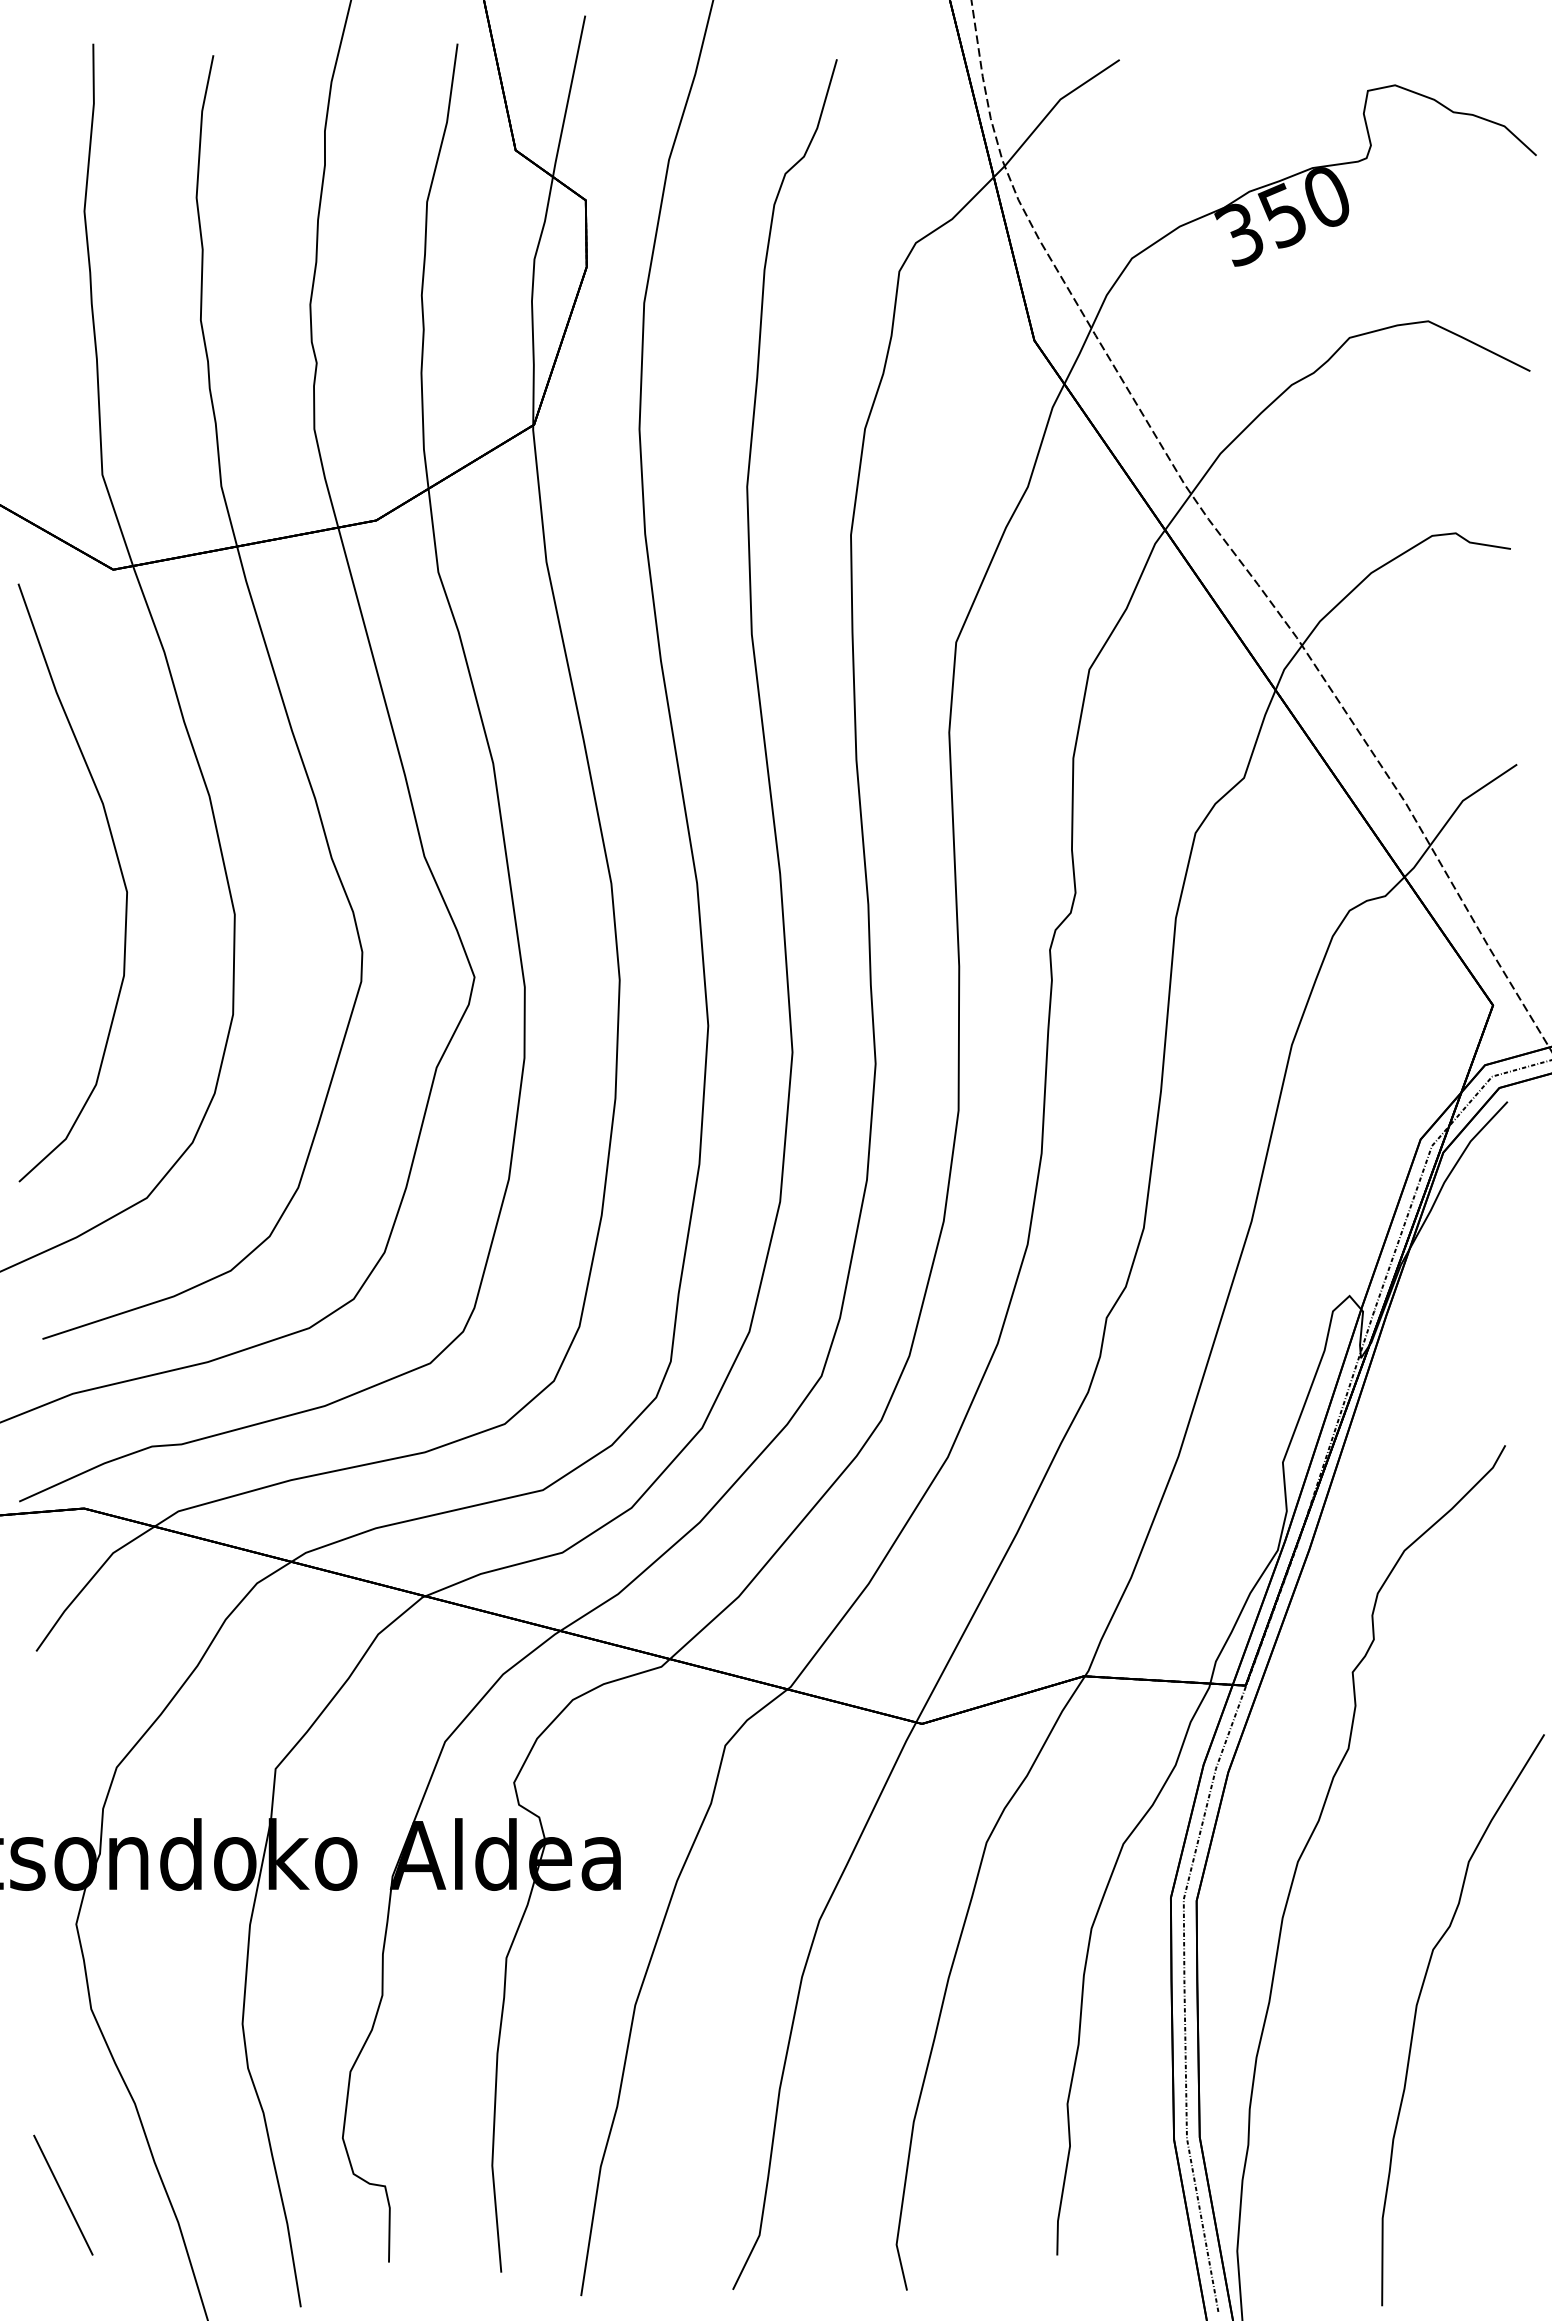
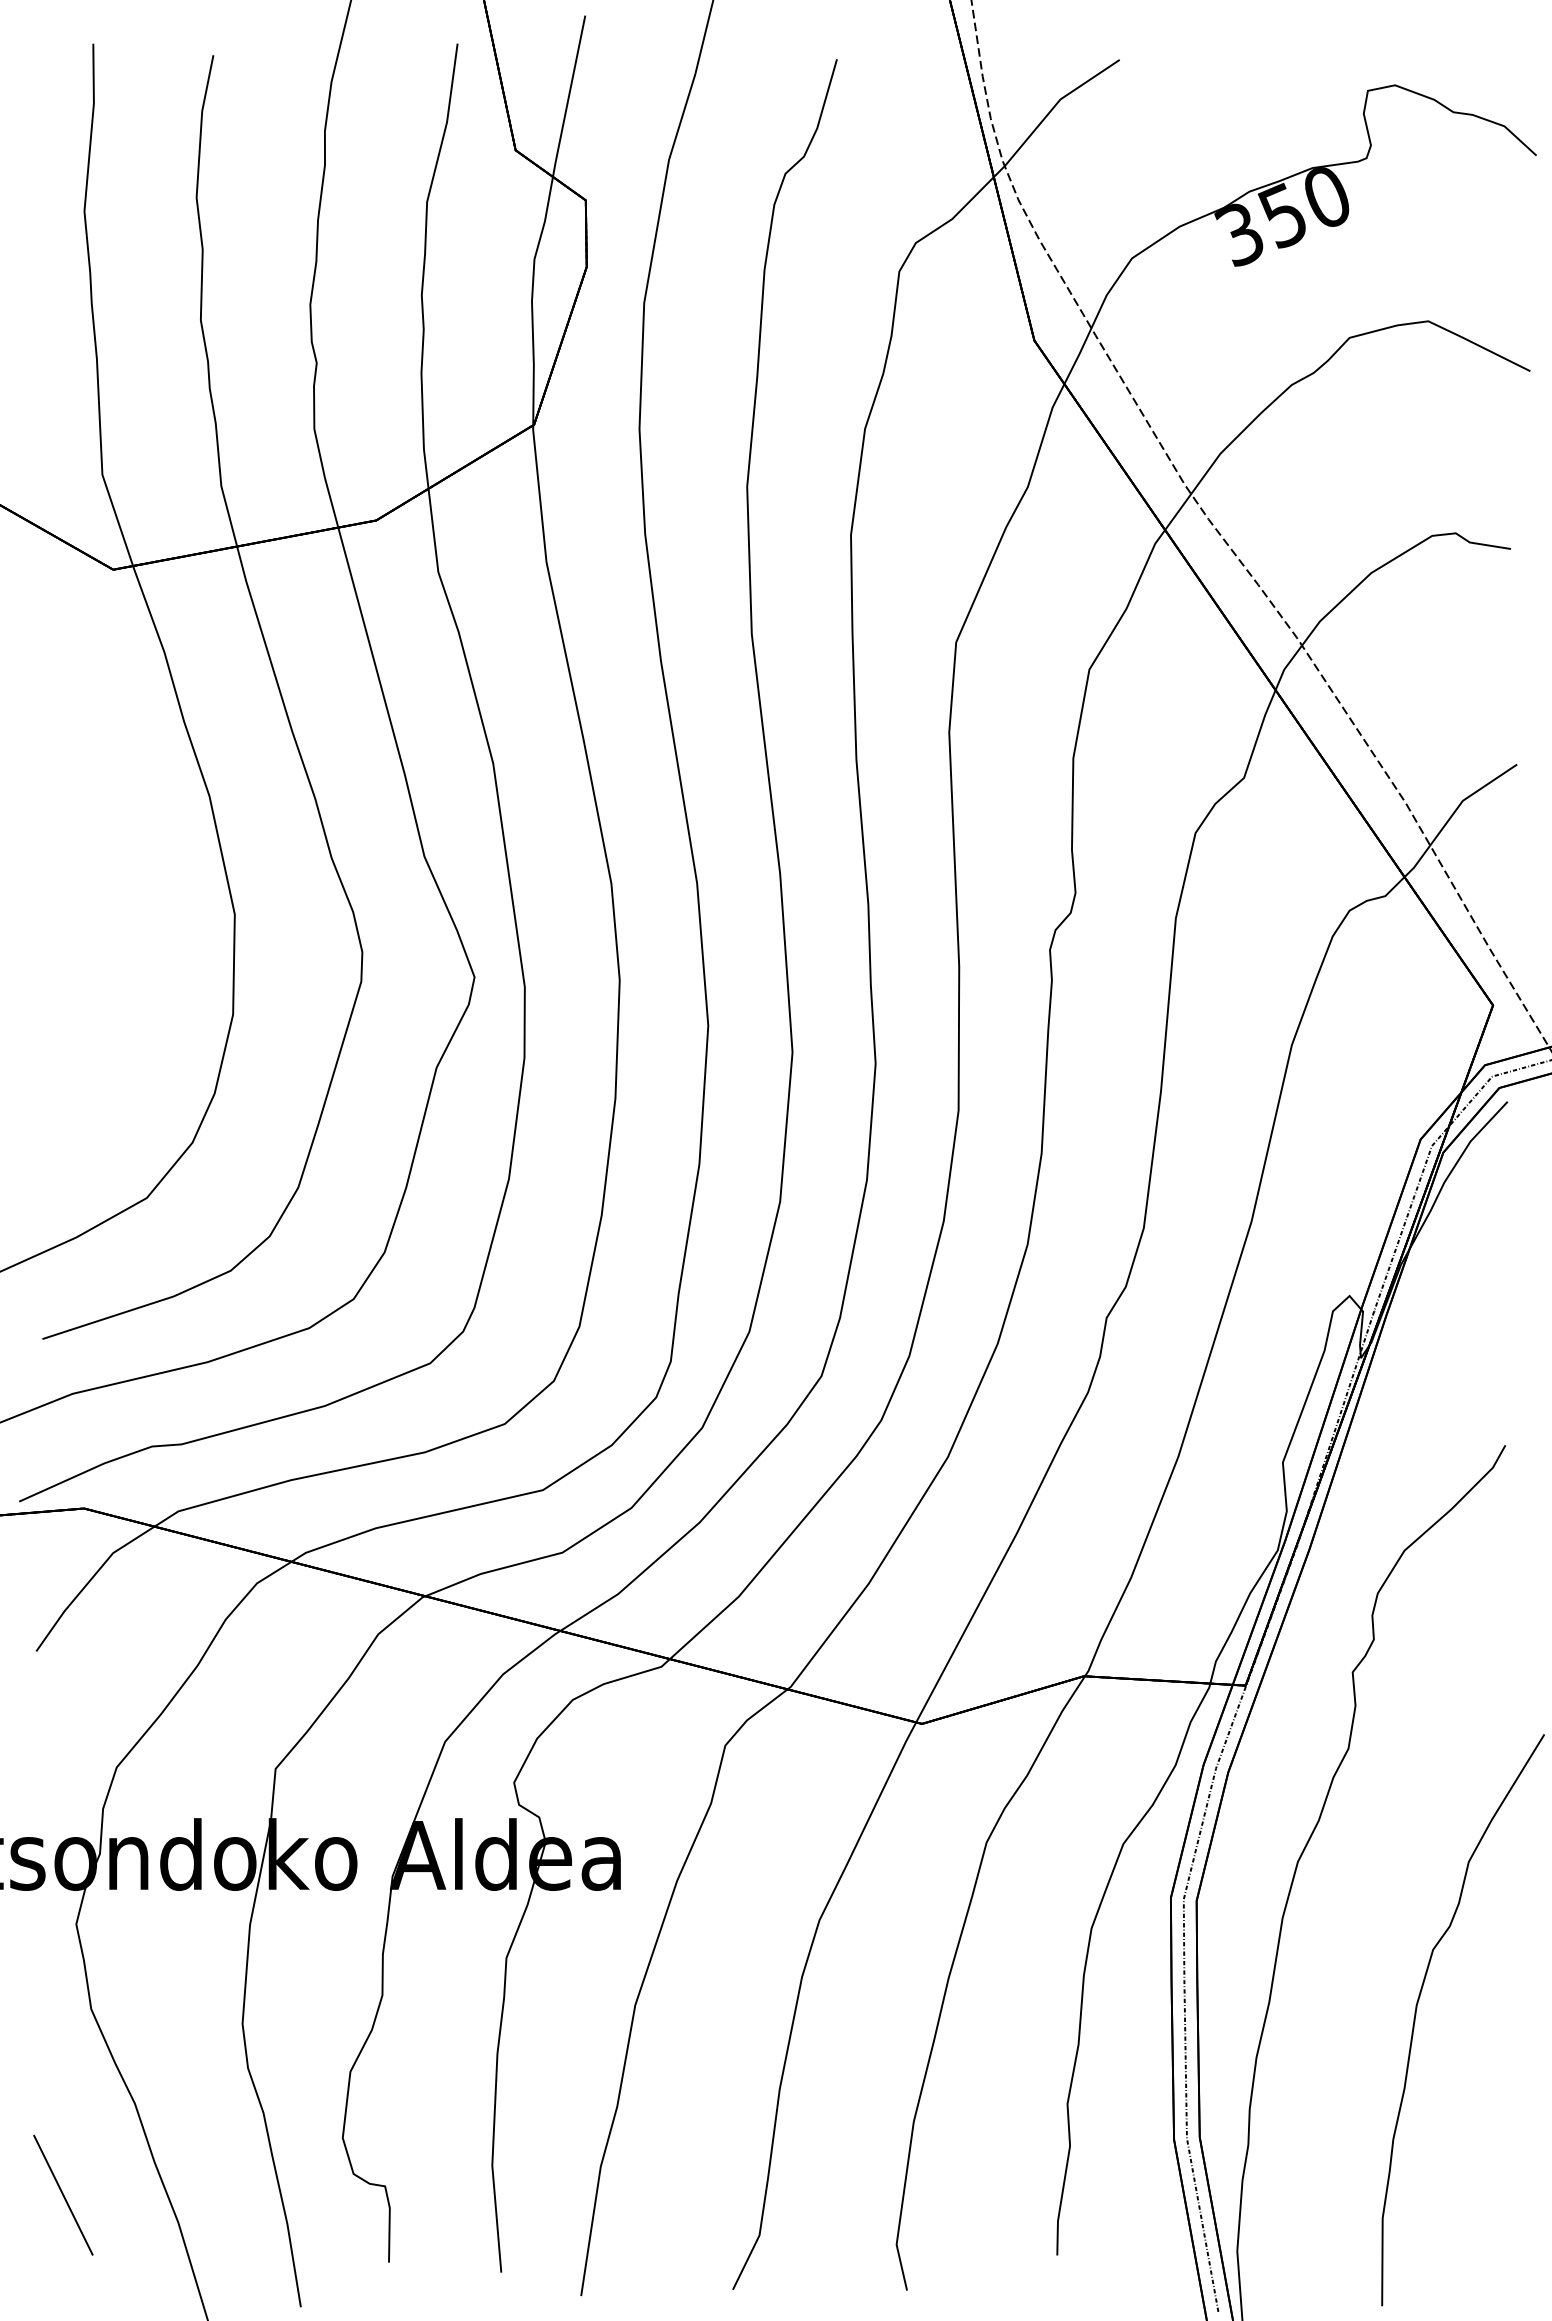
part: present -> none (120, 872)
